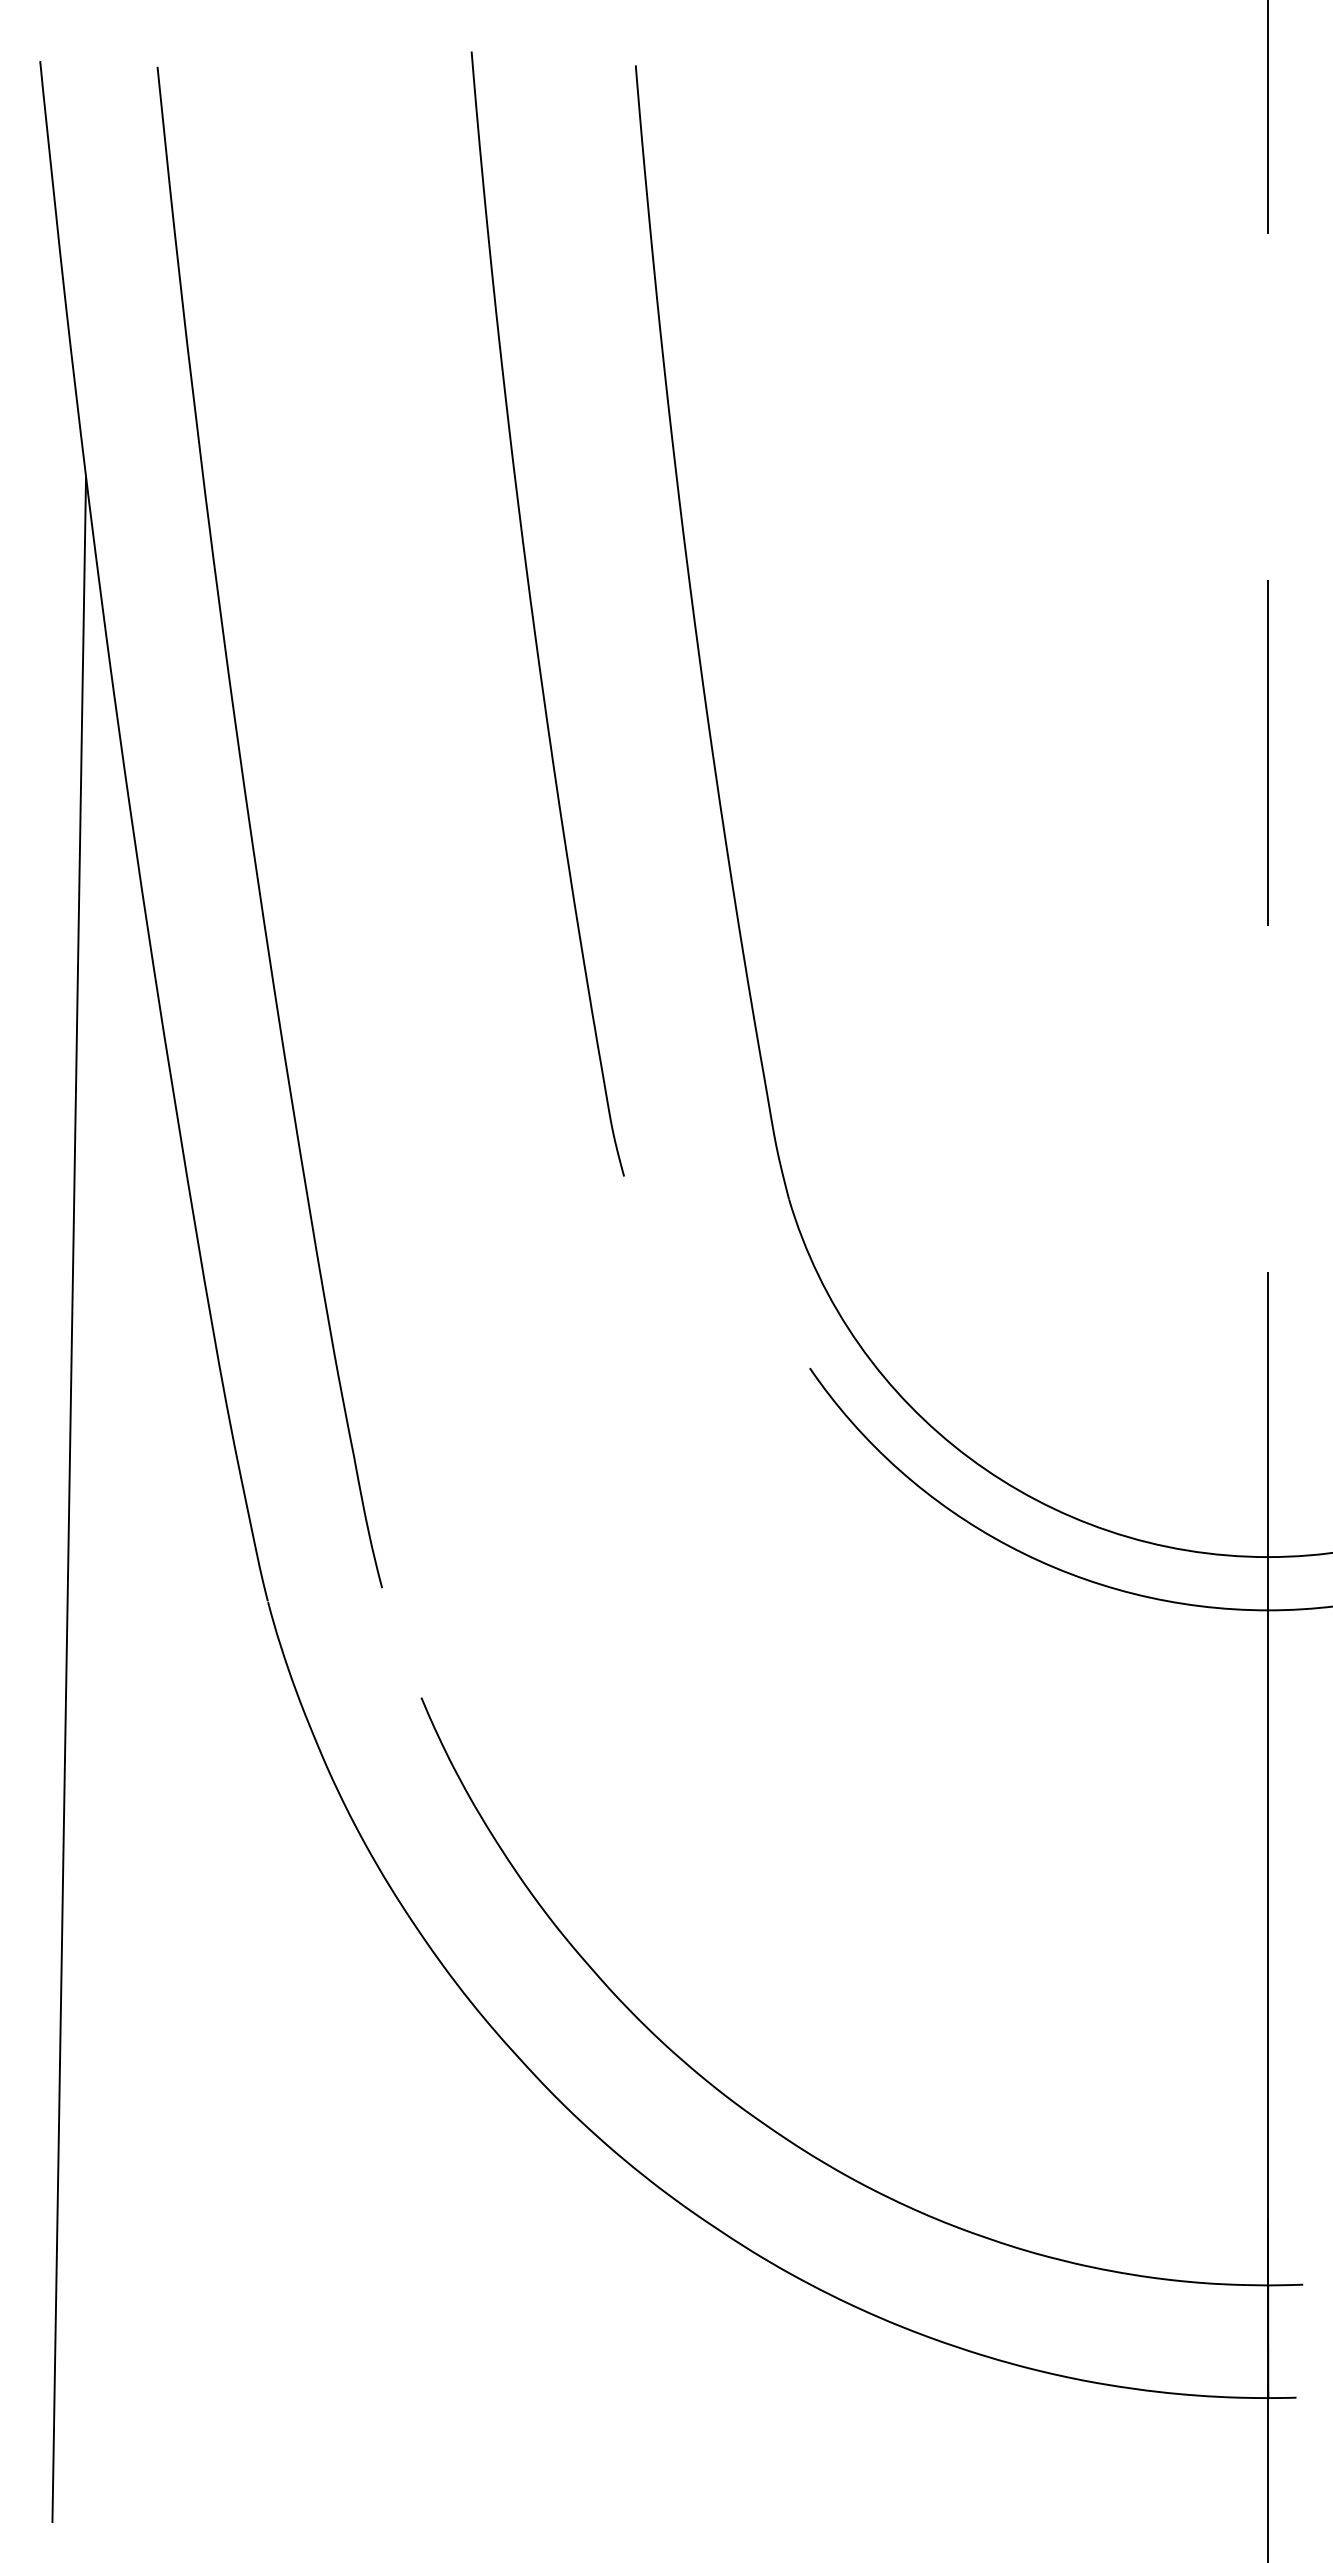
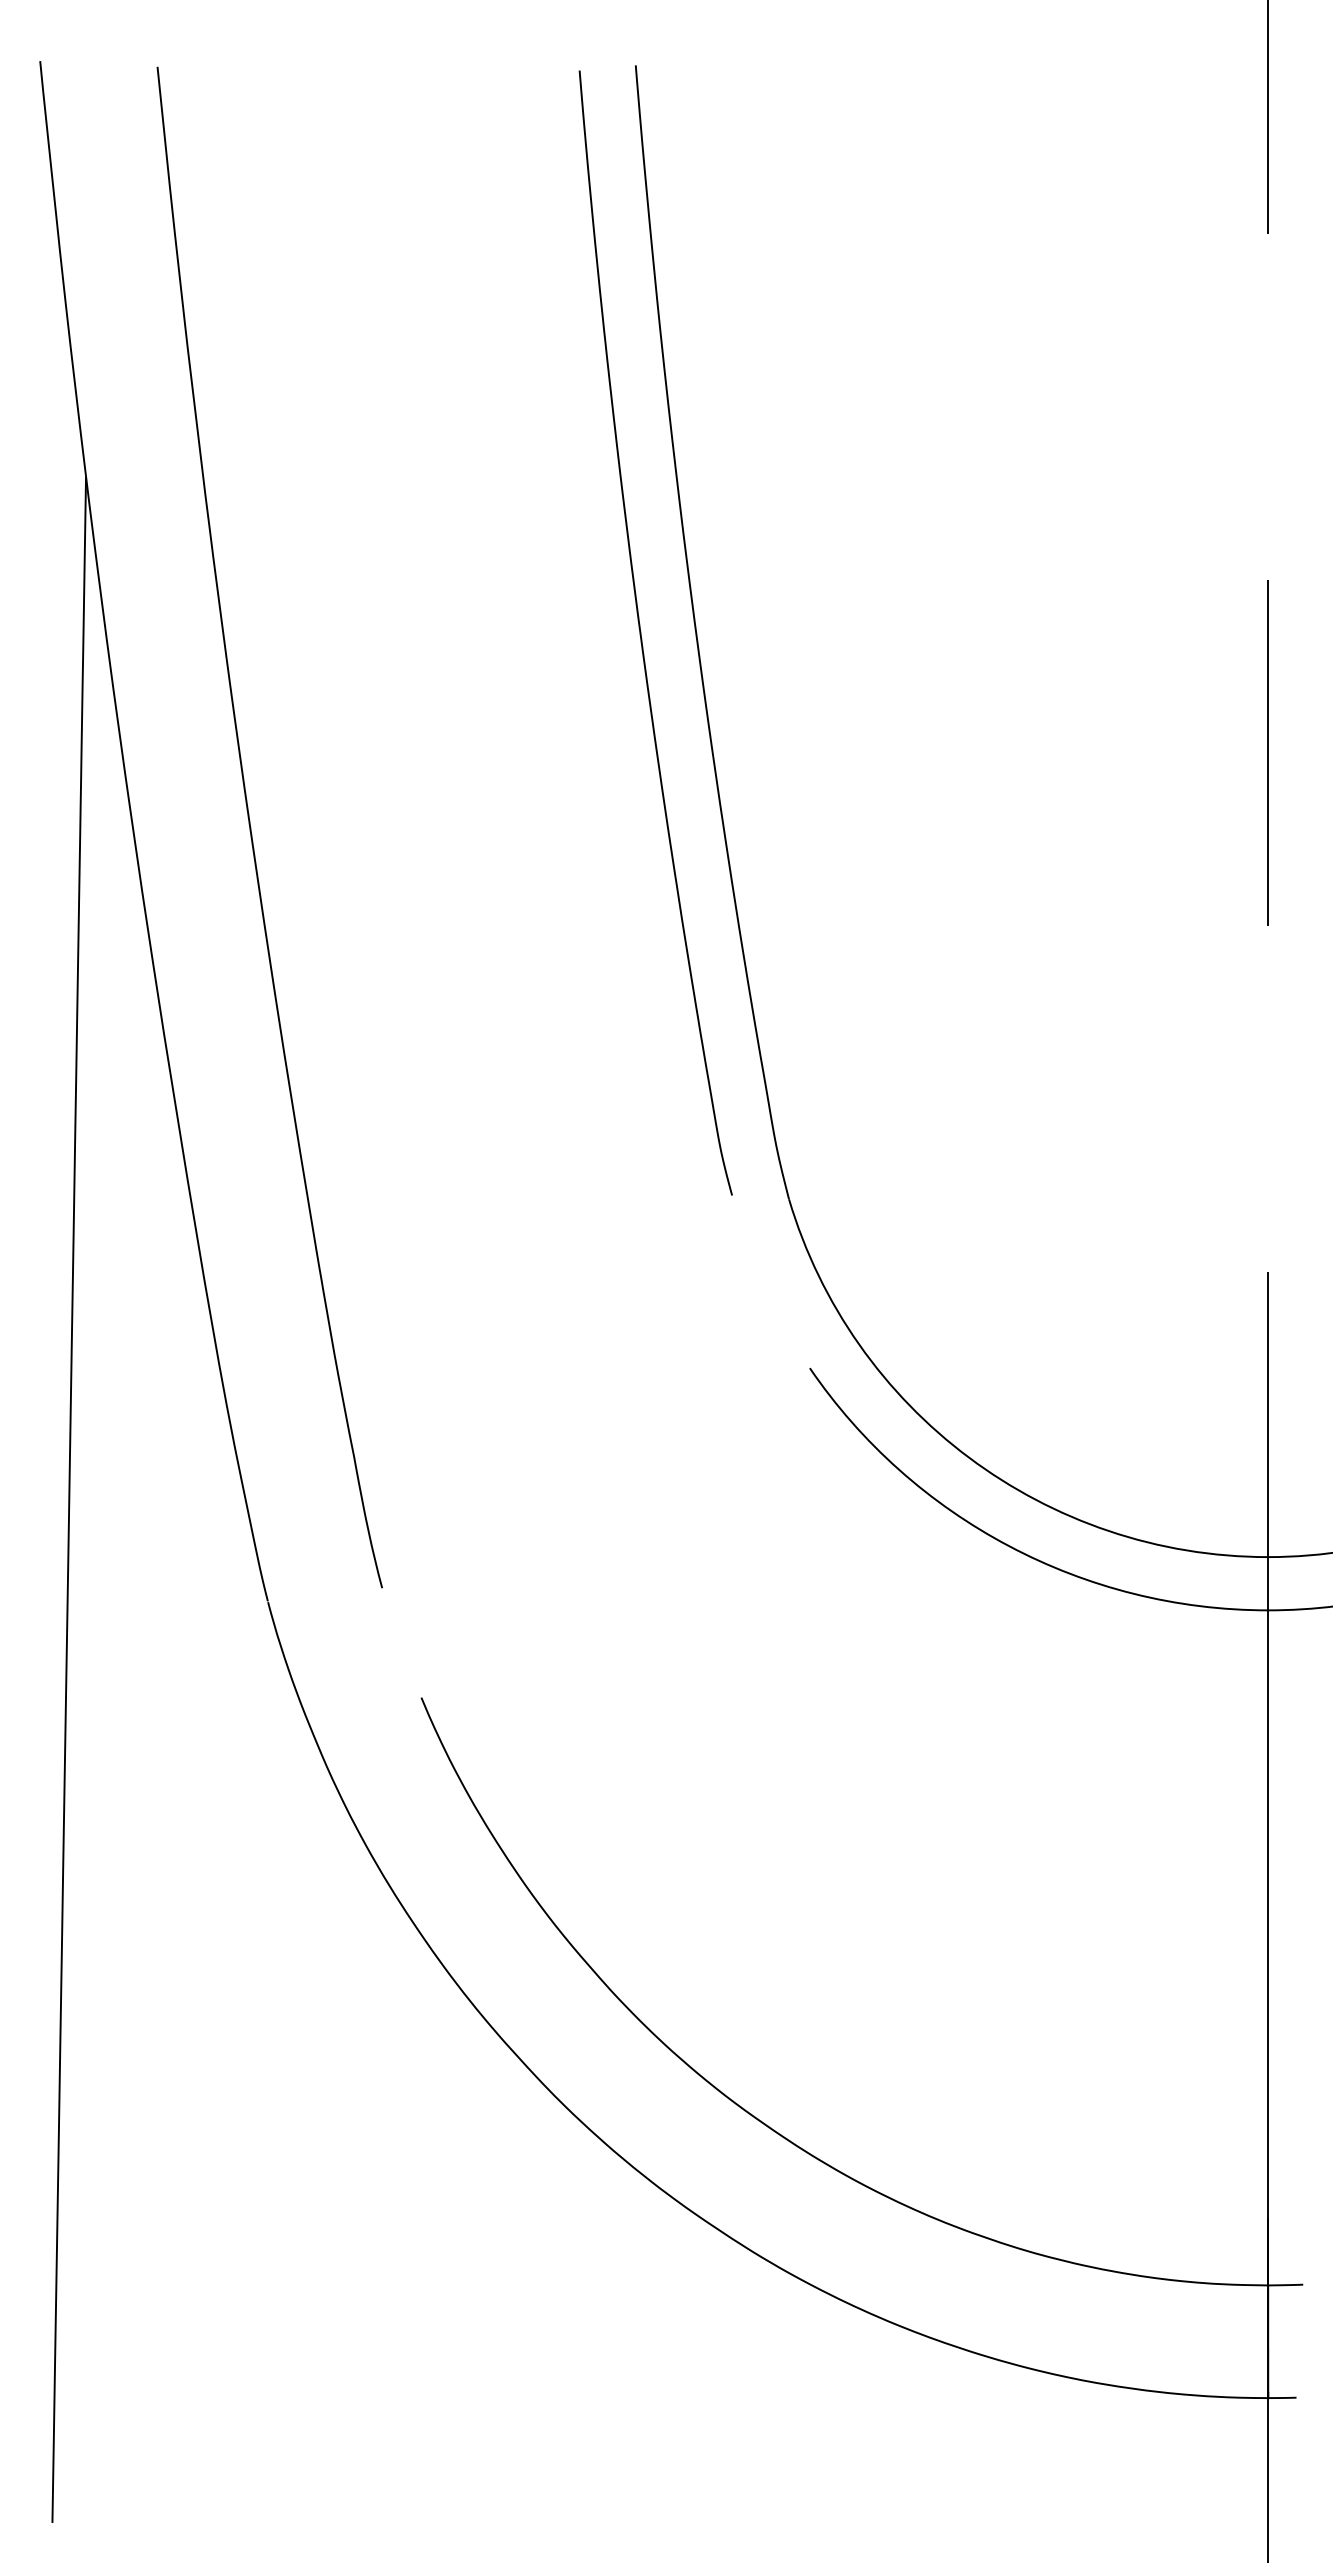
curve position: (533, 613) -> (641, 632) (641, 632)
